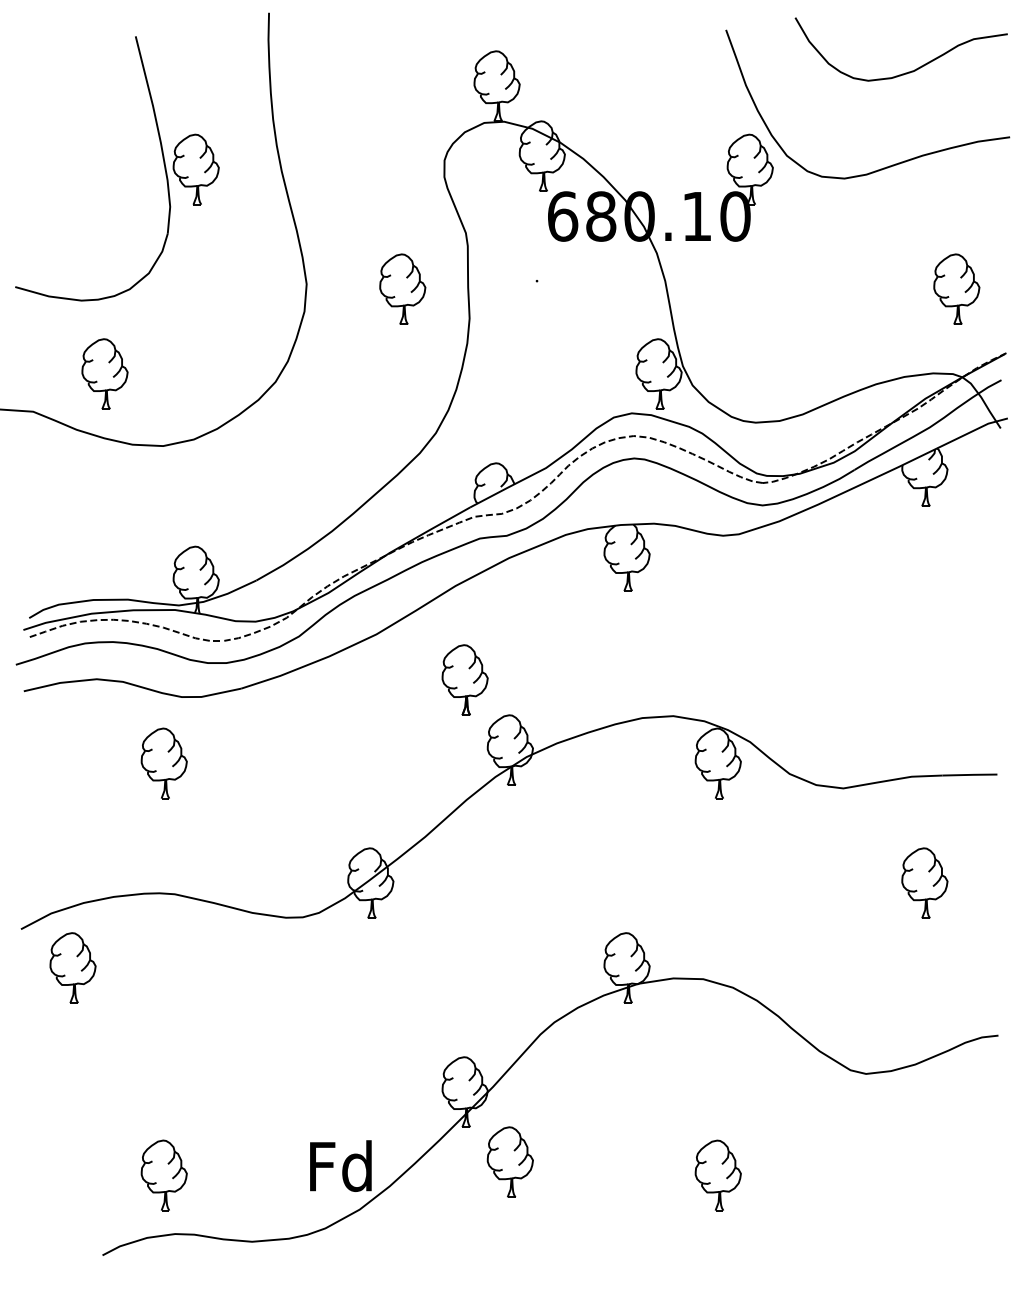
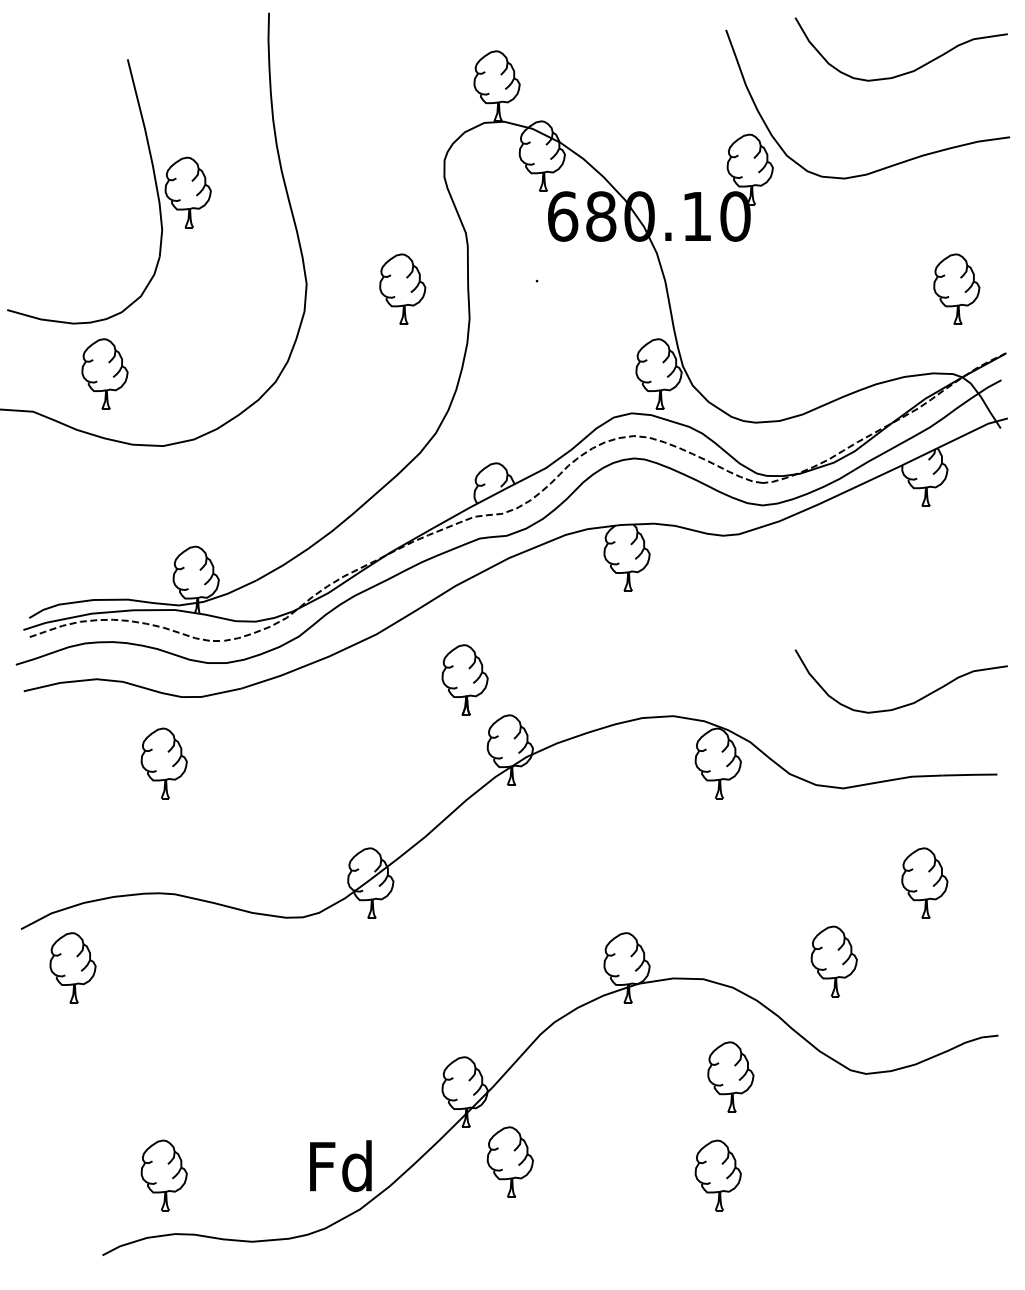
part position: (162, 158) -> (154, 181) (154, 181)
curve: none -> present (908, 703)
part: none -> present (833, 961)
part: none -> present (730, 1076)
